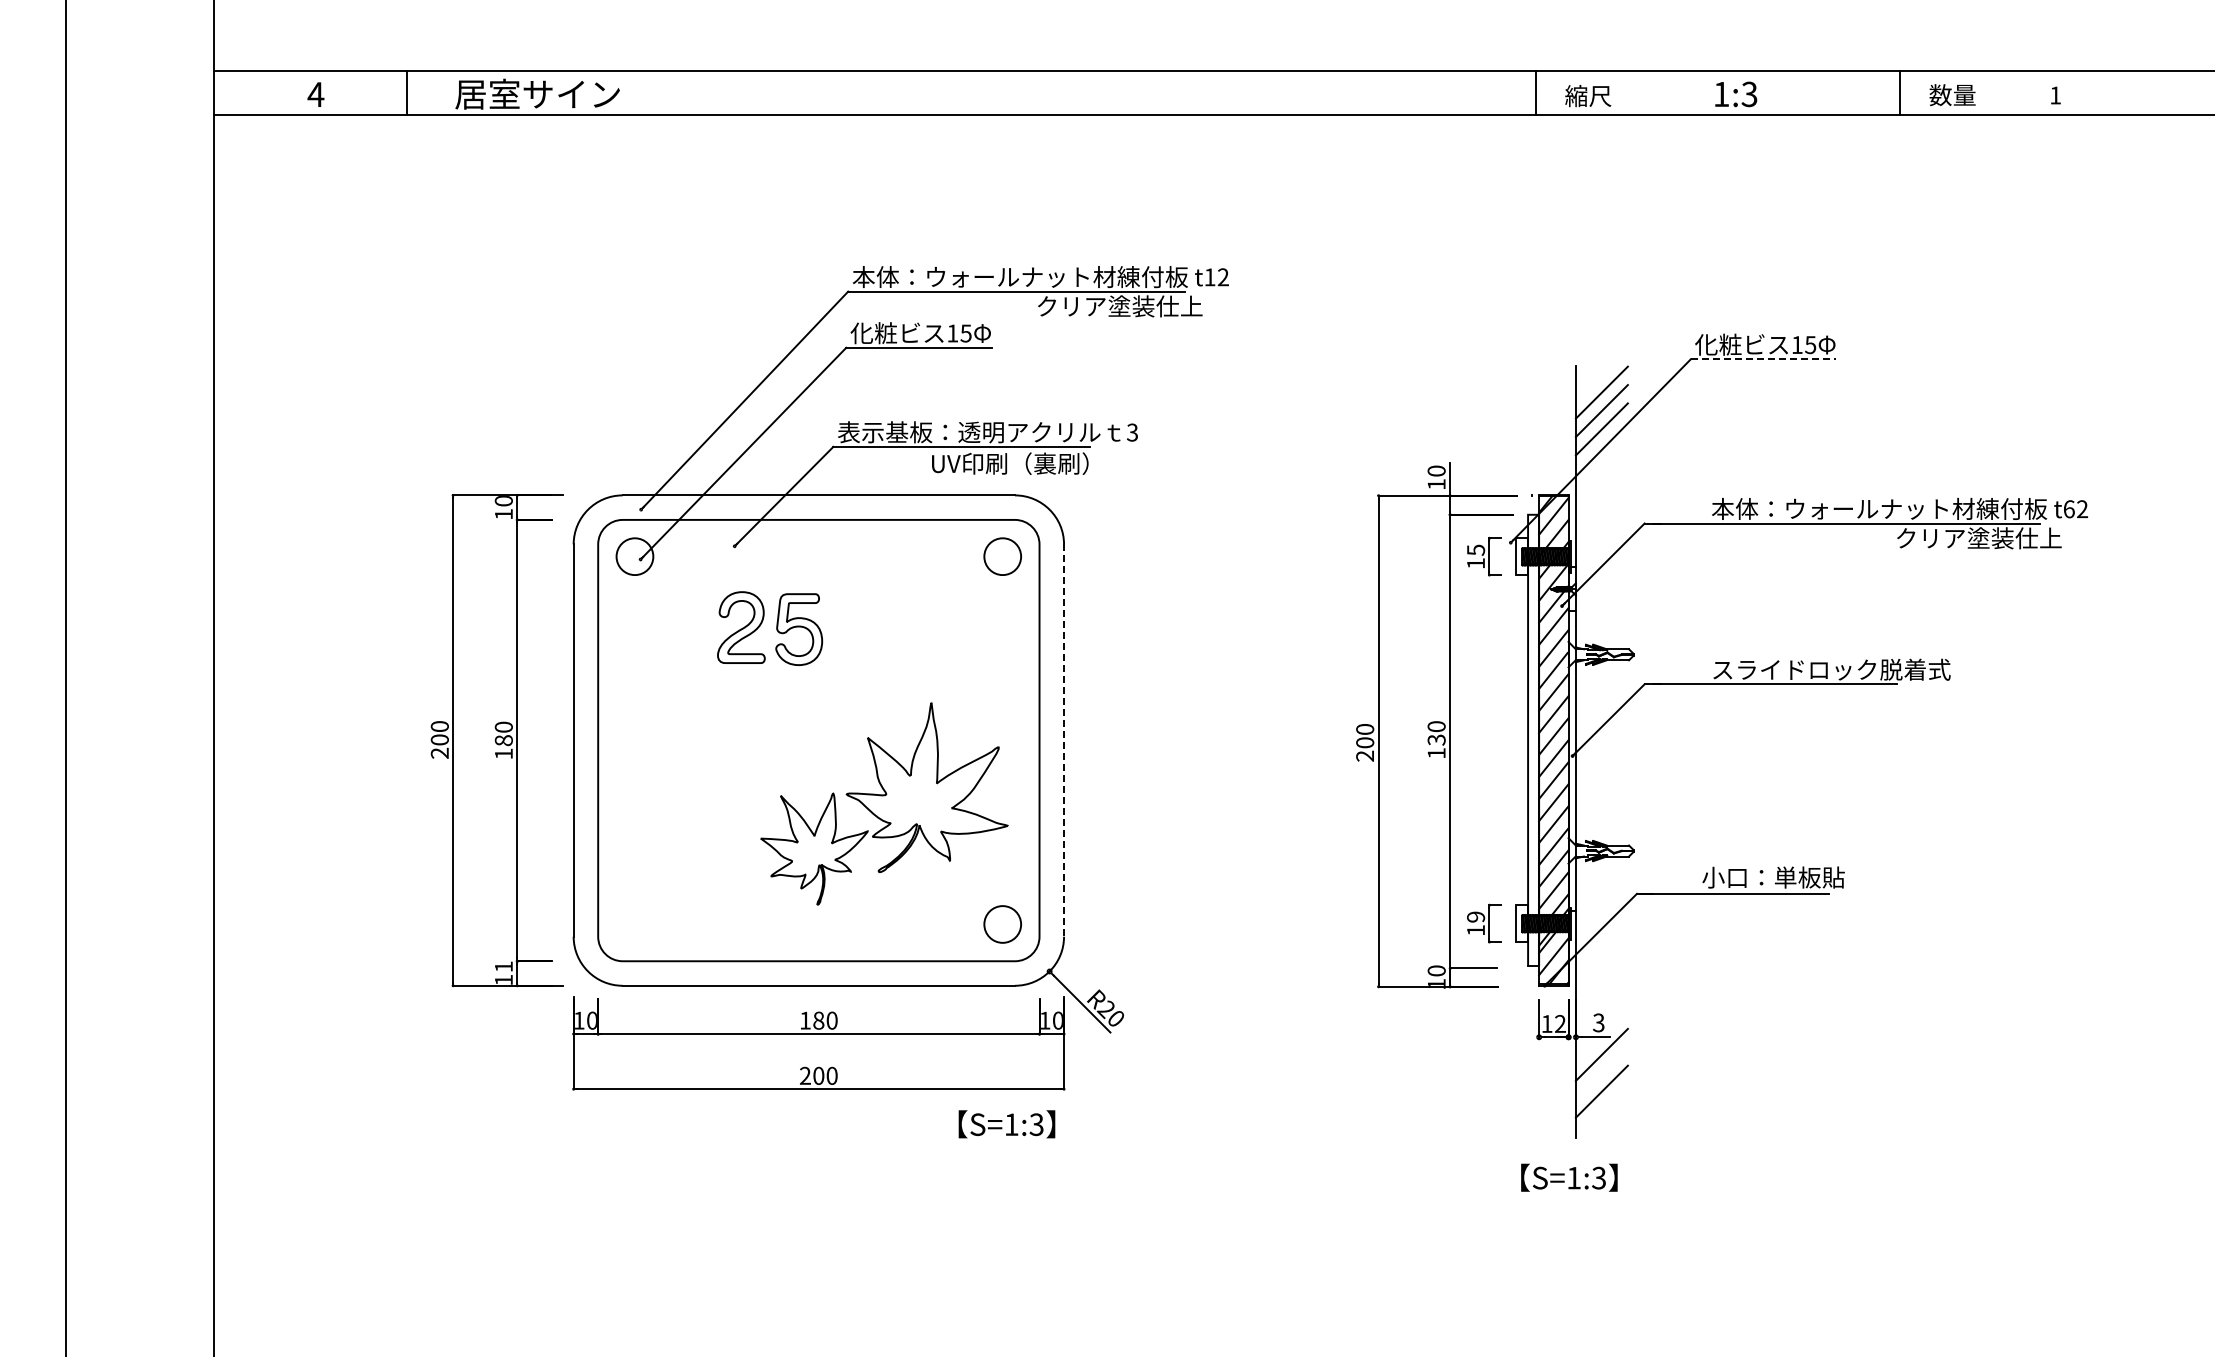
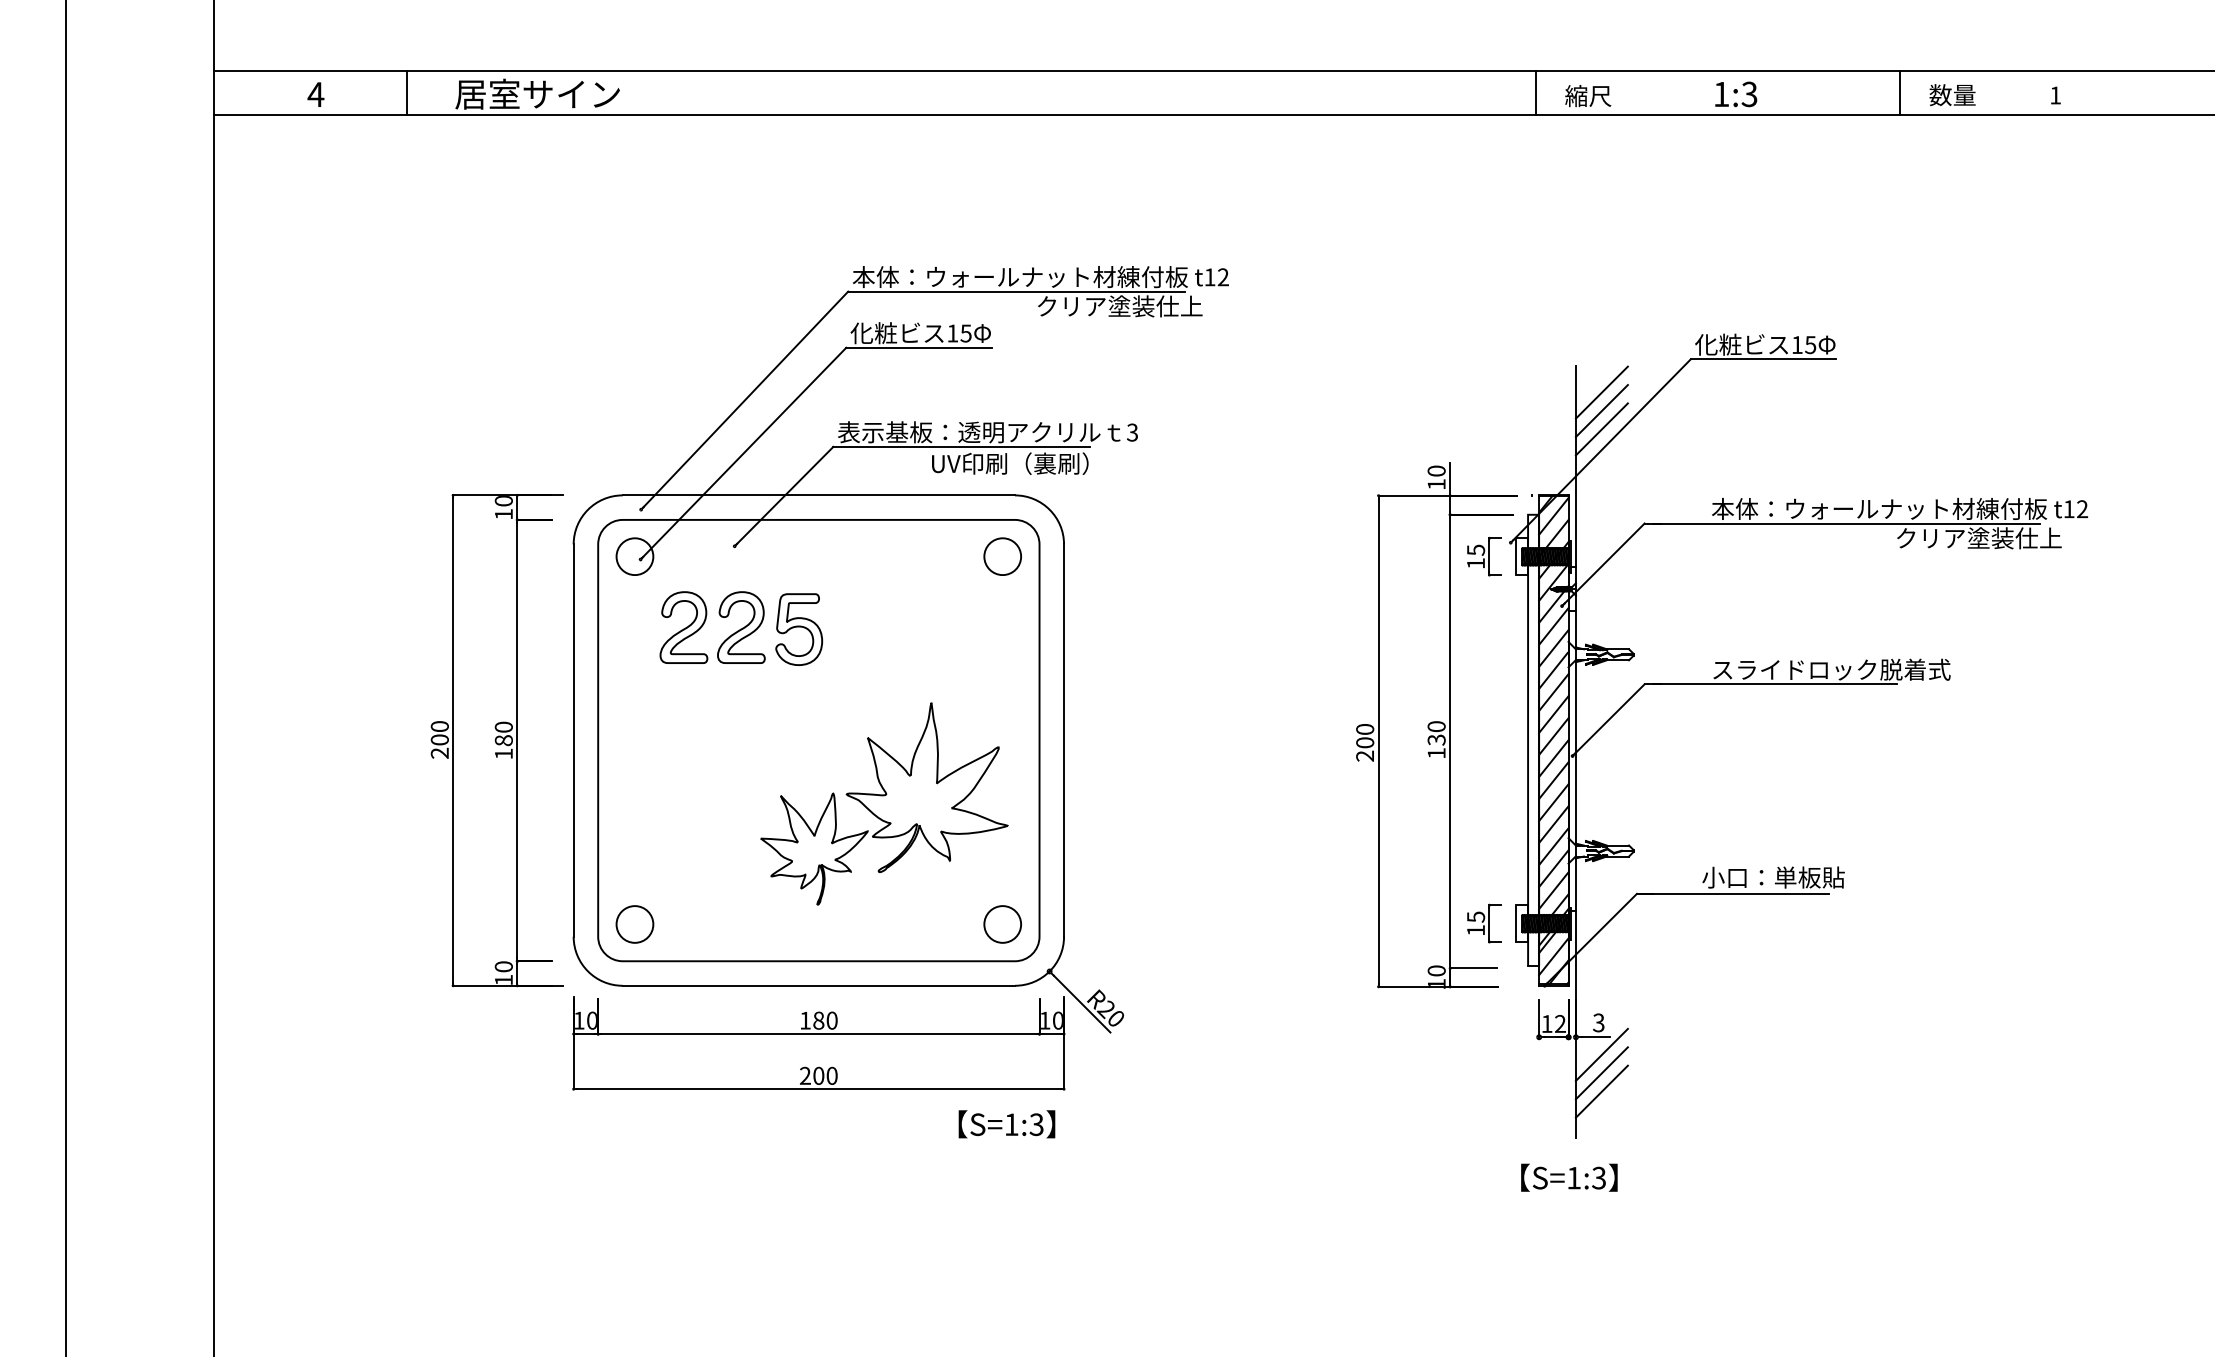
line: dashed -> solid (1763, 359)
text: t62 -> t12 (2069, 509)
part: none -> present (683, 627)
line: dashed -> solid (1064, 741)
text: 19 -> 15 (1475, 916)
circle: none -> present (634, 924)
text: 11 -> 10 (503, 966)
line: none -> present (1601, 1073)
